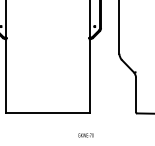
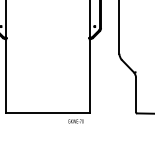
text position: (85, 135) -> (75, 121) (75, 121)
